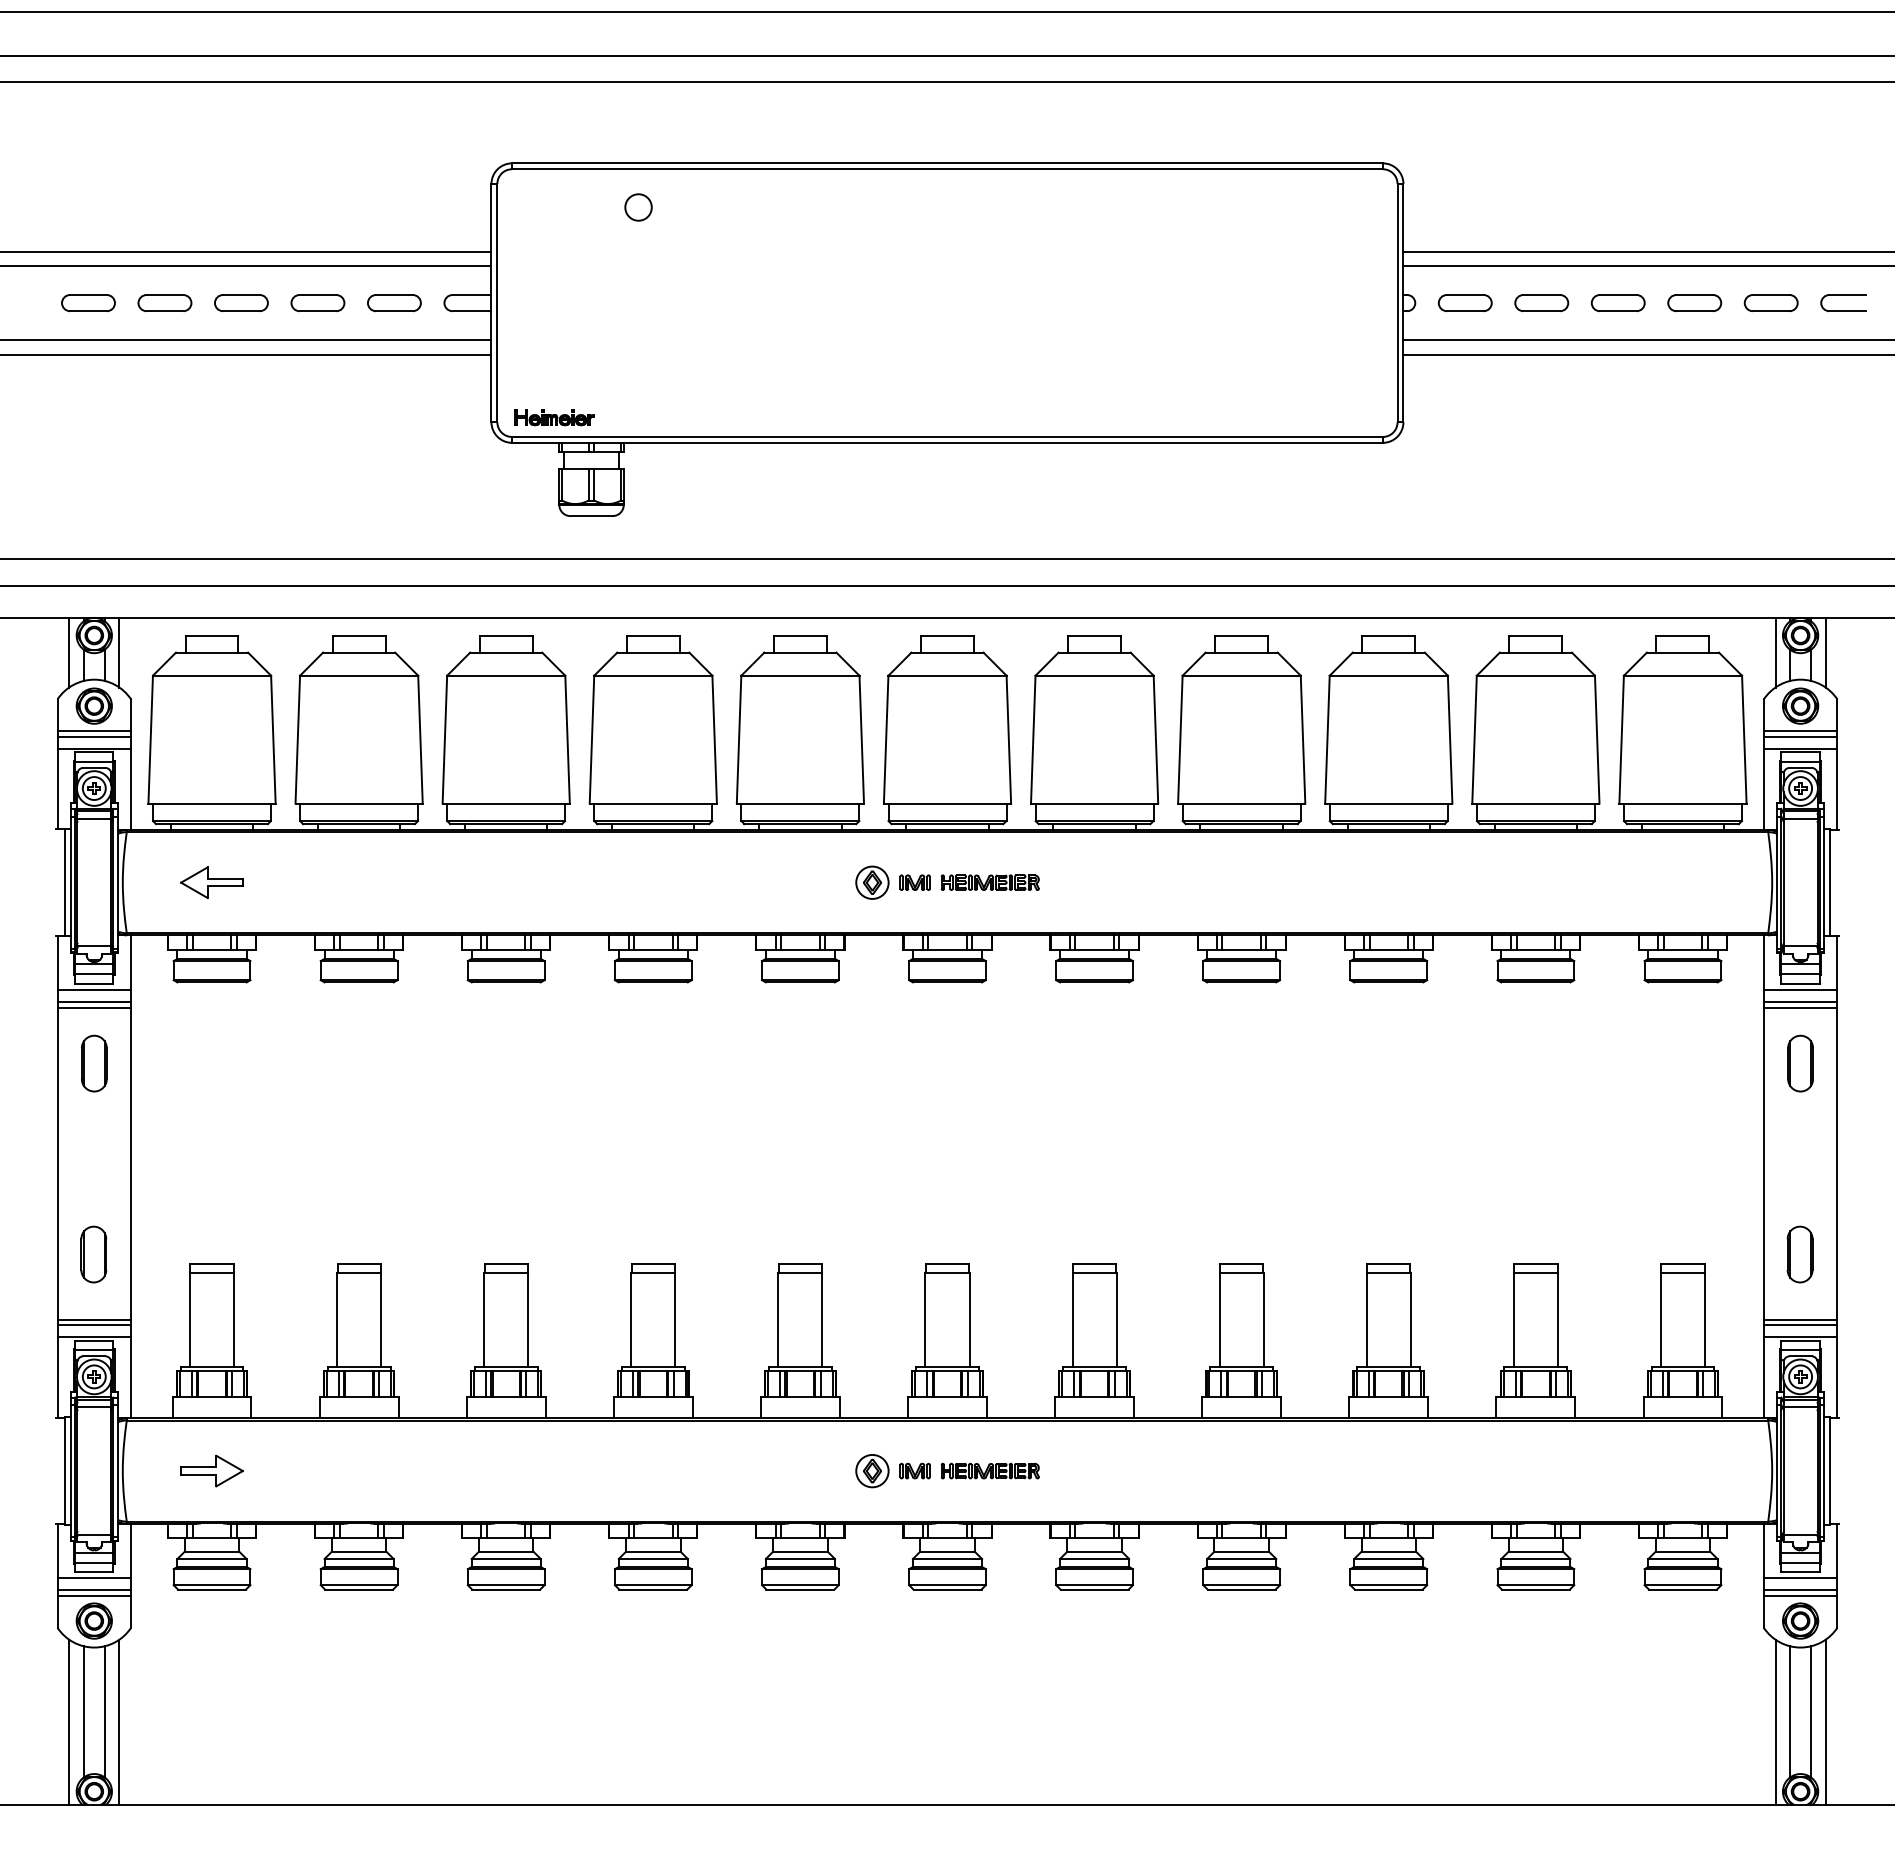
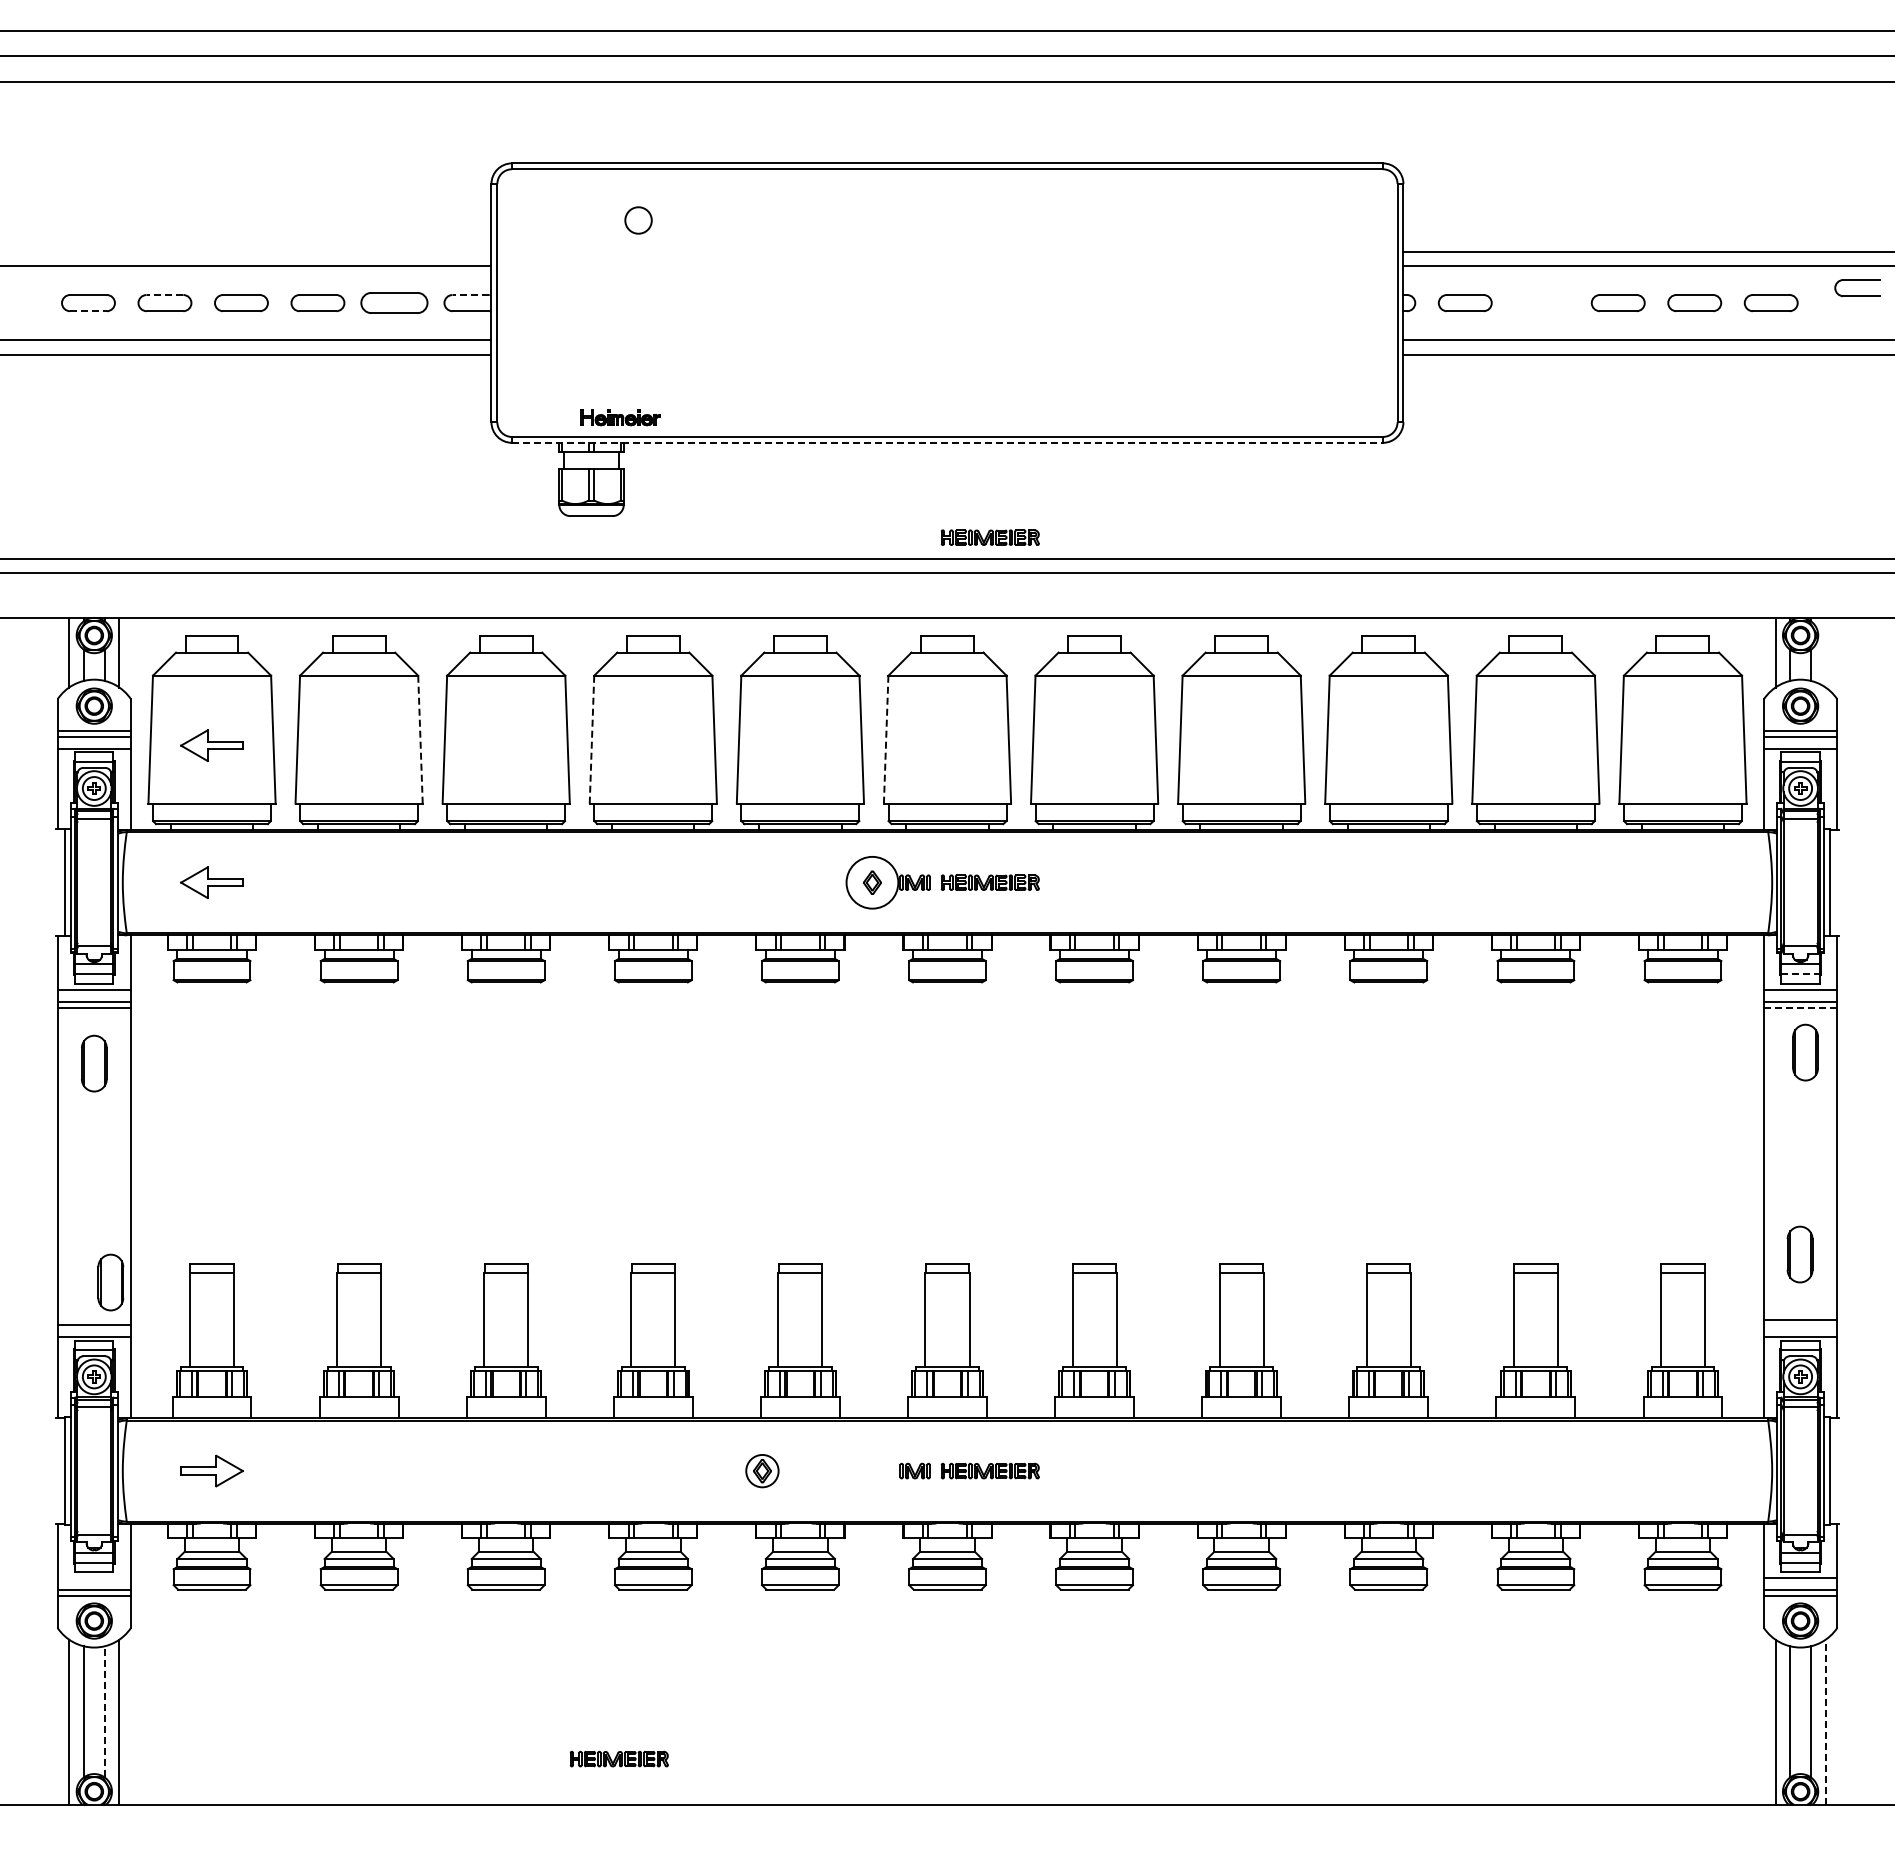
line position: (946, 11) -> (946, 30) (946, 30)
circle position: (638, 207) -> (638, 220) (638, 220)
line: present -> none (246, 251)
line: solid -> dashed (164, 295)
line: solid -> dashed (470, 295)
part position: (1843, 295) -> (1857, 280) (1857, 280)
part: present -> none (1541, 302)
part size: 55x19 px -> 69x22 px (394, 302)
line: solid -> dashed (88, 311)
part position: (554, 417) -> (620, 417) (620, 417)
line: solid -> dashed (947, 442)
part: none -> present (989, 537)
line position: (946, 585) -> (946, 572) (946, 572)
line: present -> none (1825, 652)
line: solid -> dashed (420, 739)
line: solid -> dashed (591, 739)
line: solid -> dashed (886, 739)
part: none -> present (211, 745)
circle diameter: 32 px -> 52 px (872, 882)
line: solid -> dashed (1801, 974)
line: solid -> dashed (1800, 1007)
part position: (1800, 1063) -> (1805, 1052) (1805, 1052)
part position: (93, 1254) -> (110, 1282) (110, 1282)
line: present -> none (94, 1319)
line: present -> none (1800, 1325)
part position: (872, 1471) -> (762, 1471) (762, 1471)
line: present -> none (94, 1578)
line: solid -> dashed (104, 1711)
line: solid -> dashed (1825, 1722)
part: none -> present (618, 1758)
